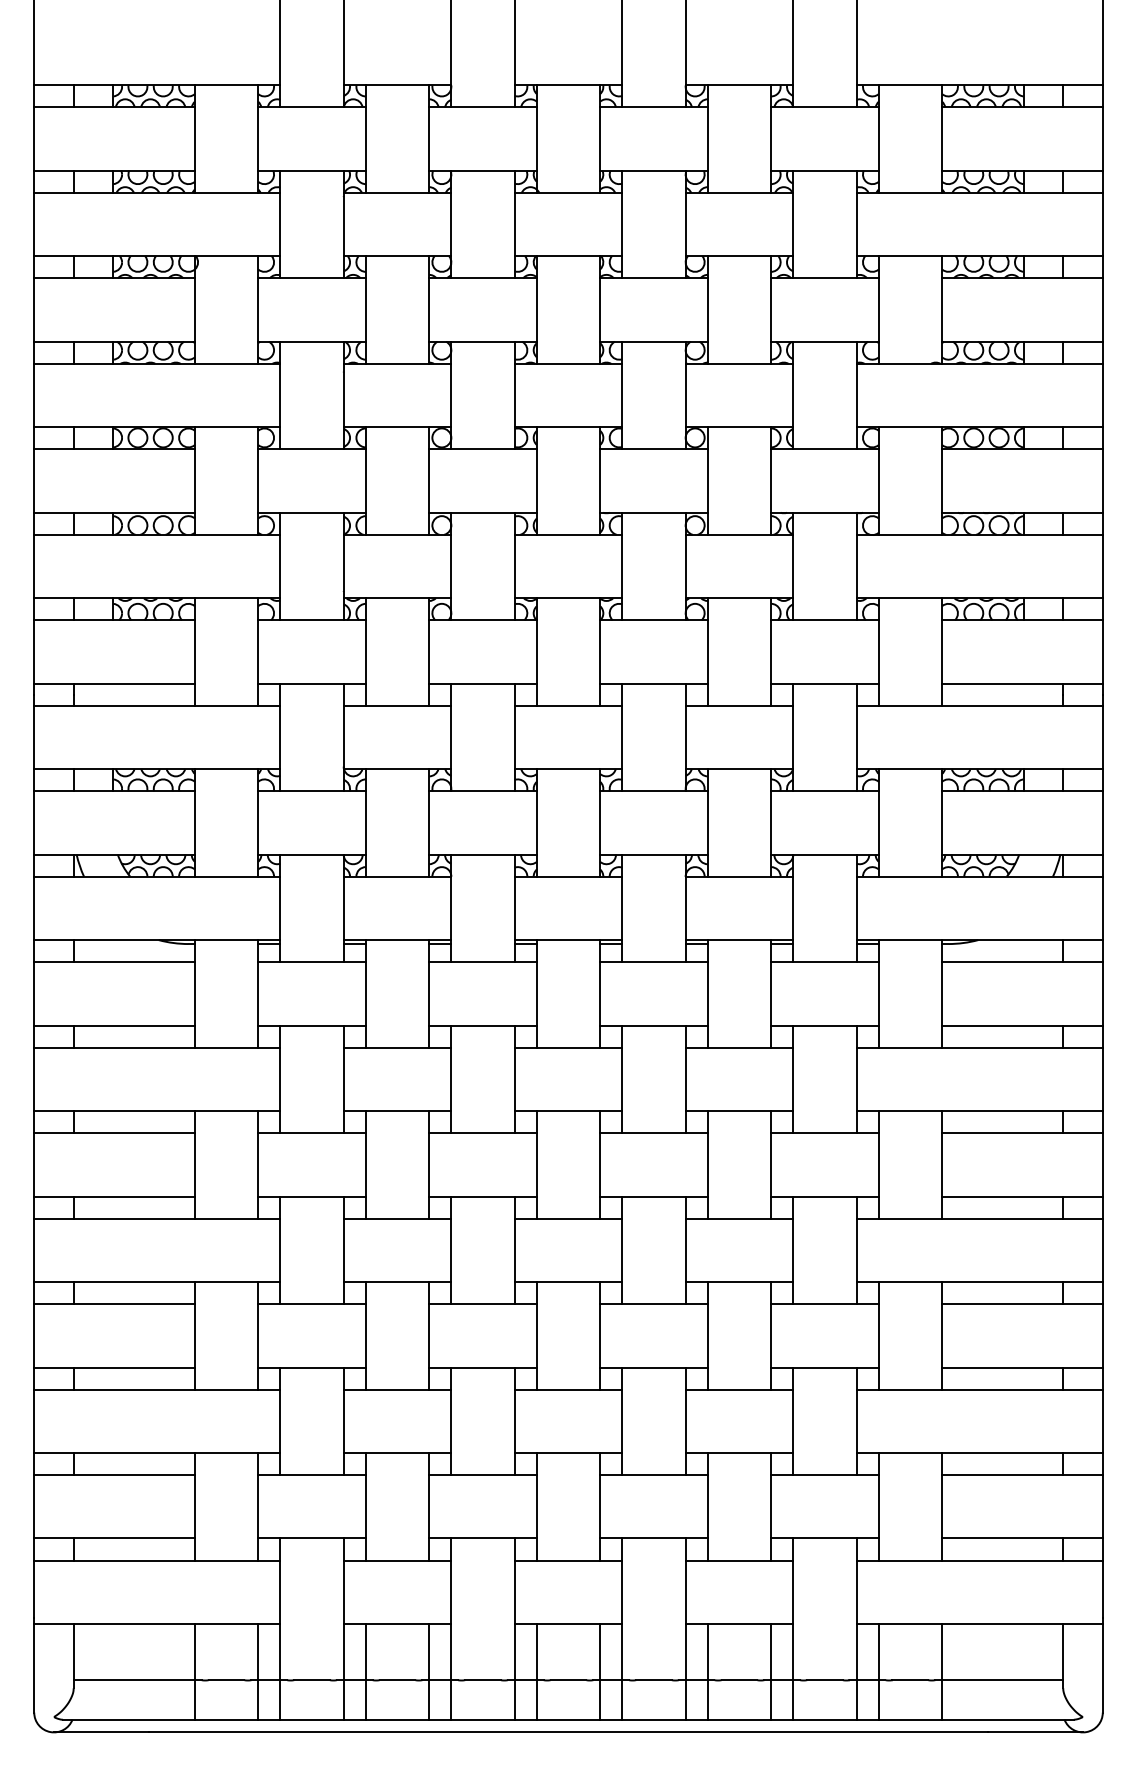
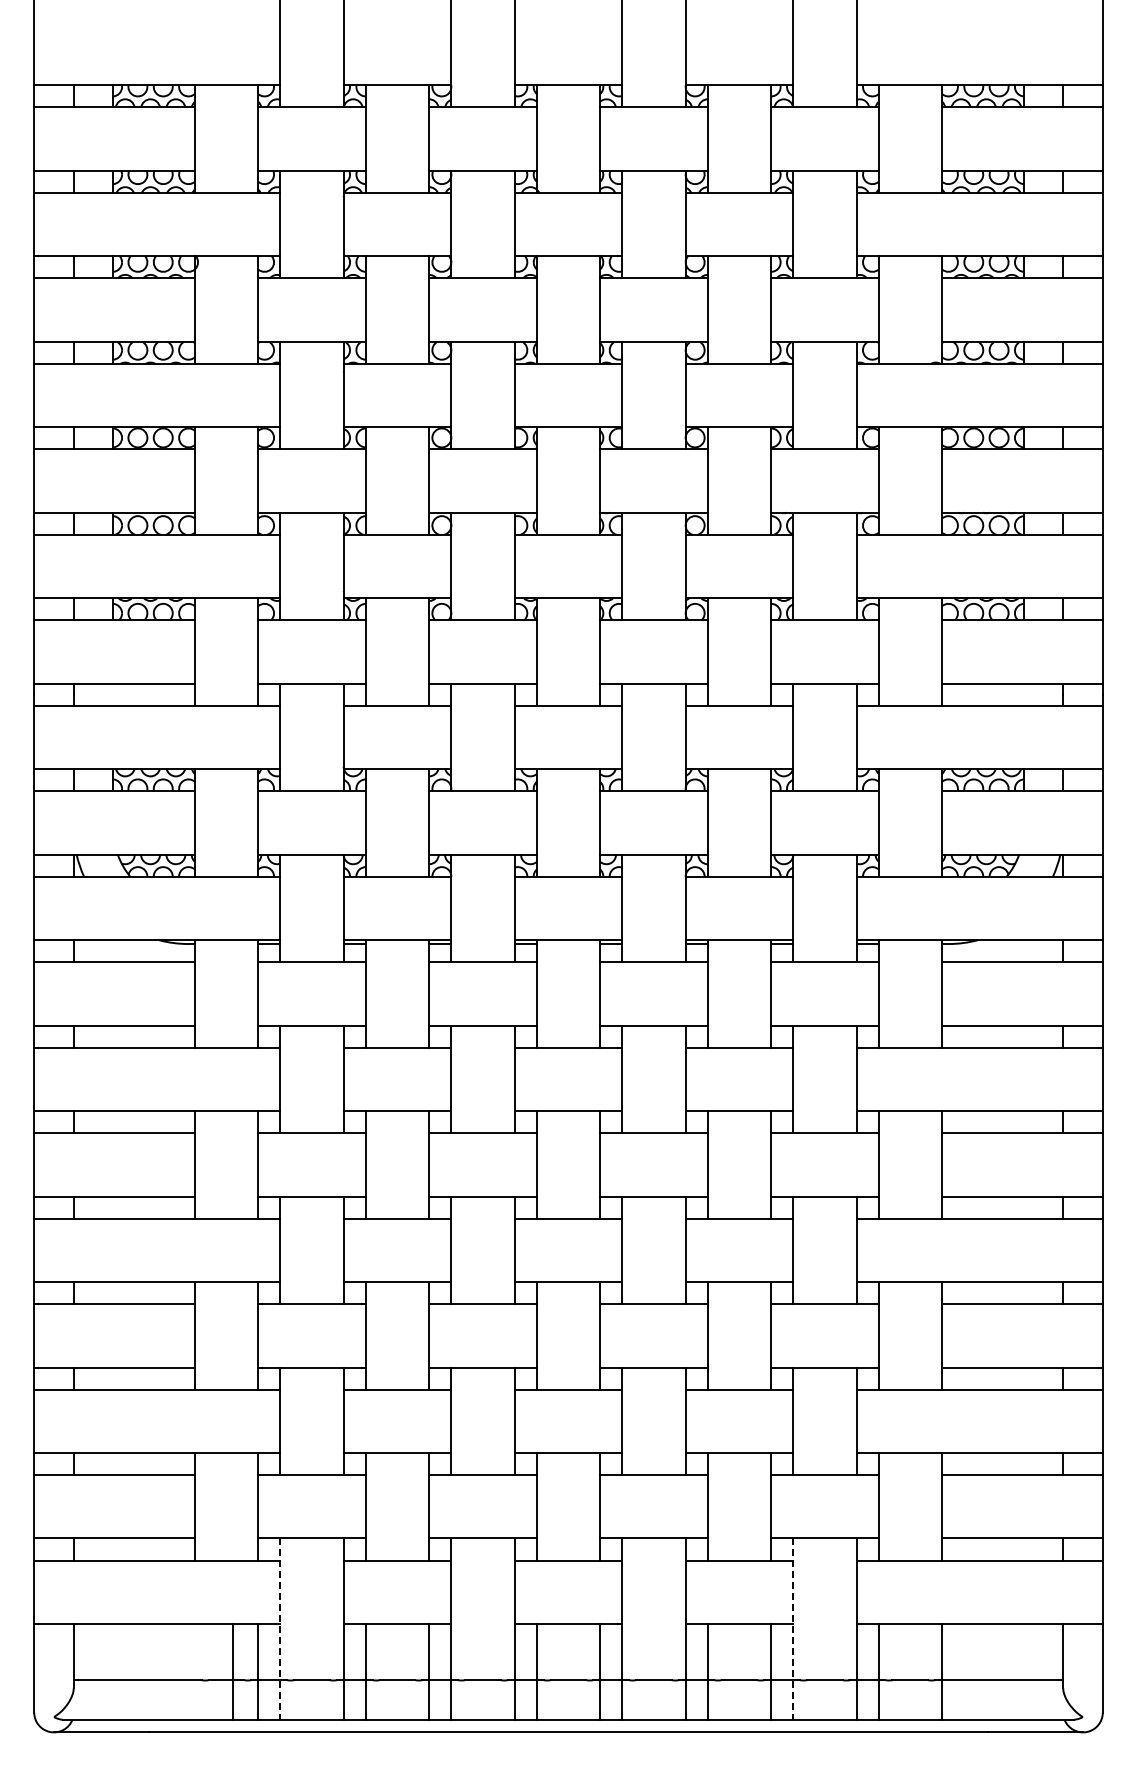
line: solid -> dashed (280, 1629)
line: solid -> dashed (793, 1629)
line position: (194, 1671) -> (232, 1671) (232, 1671)
